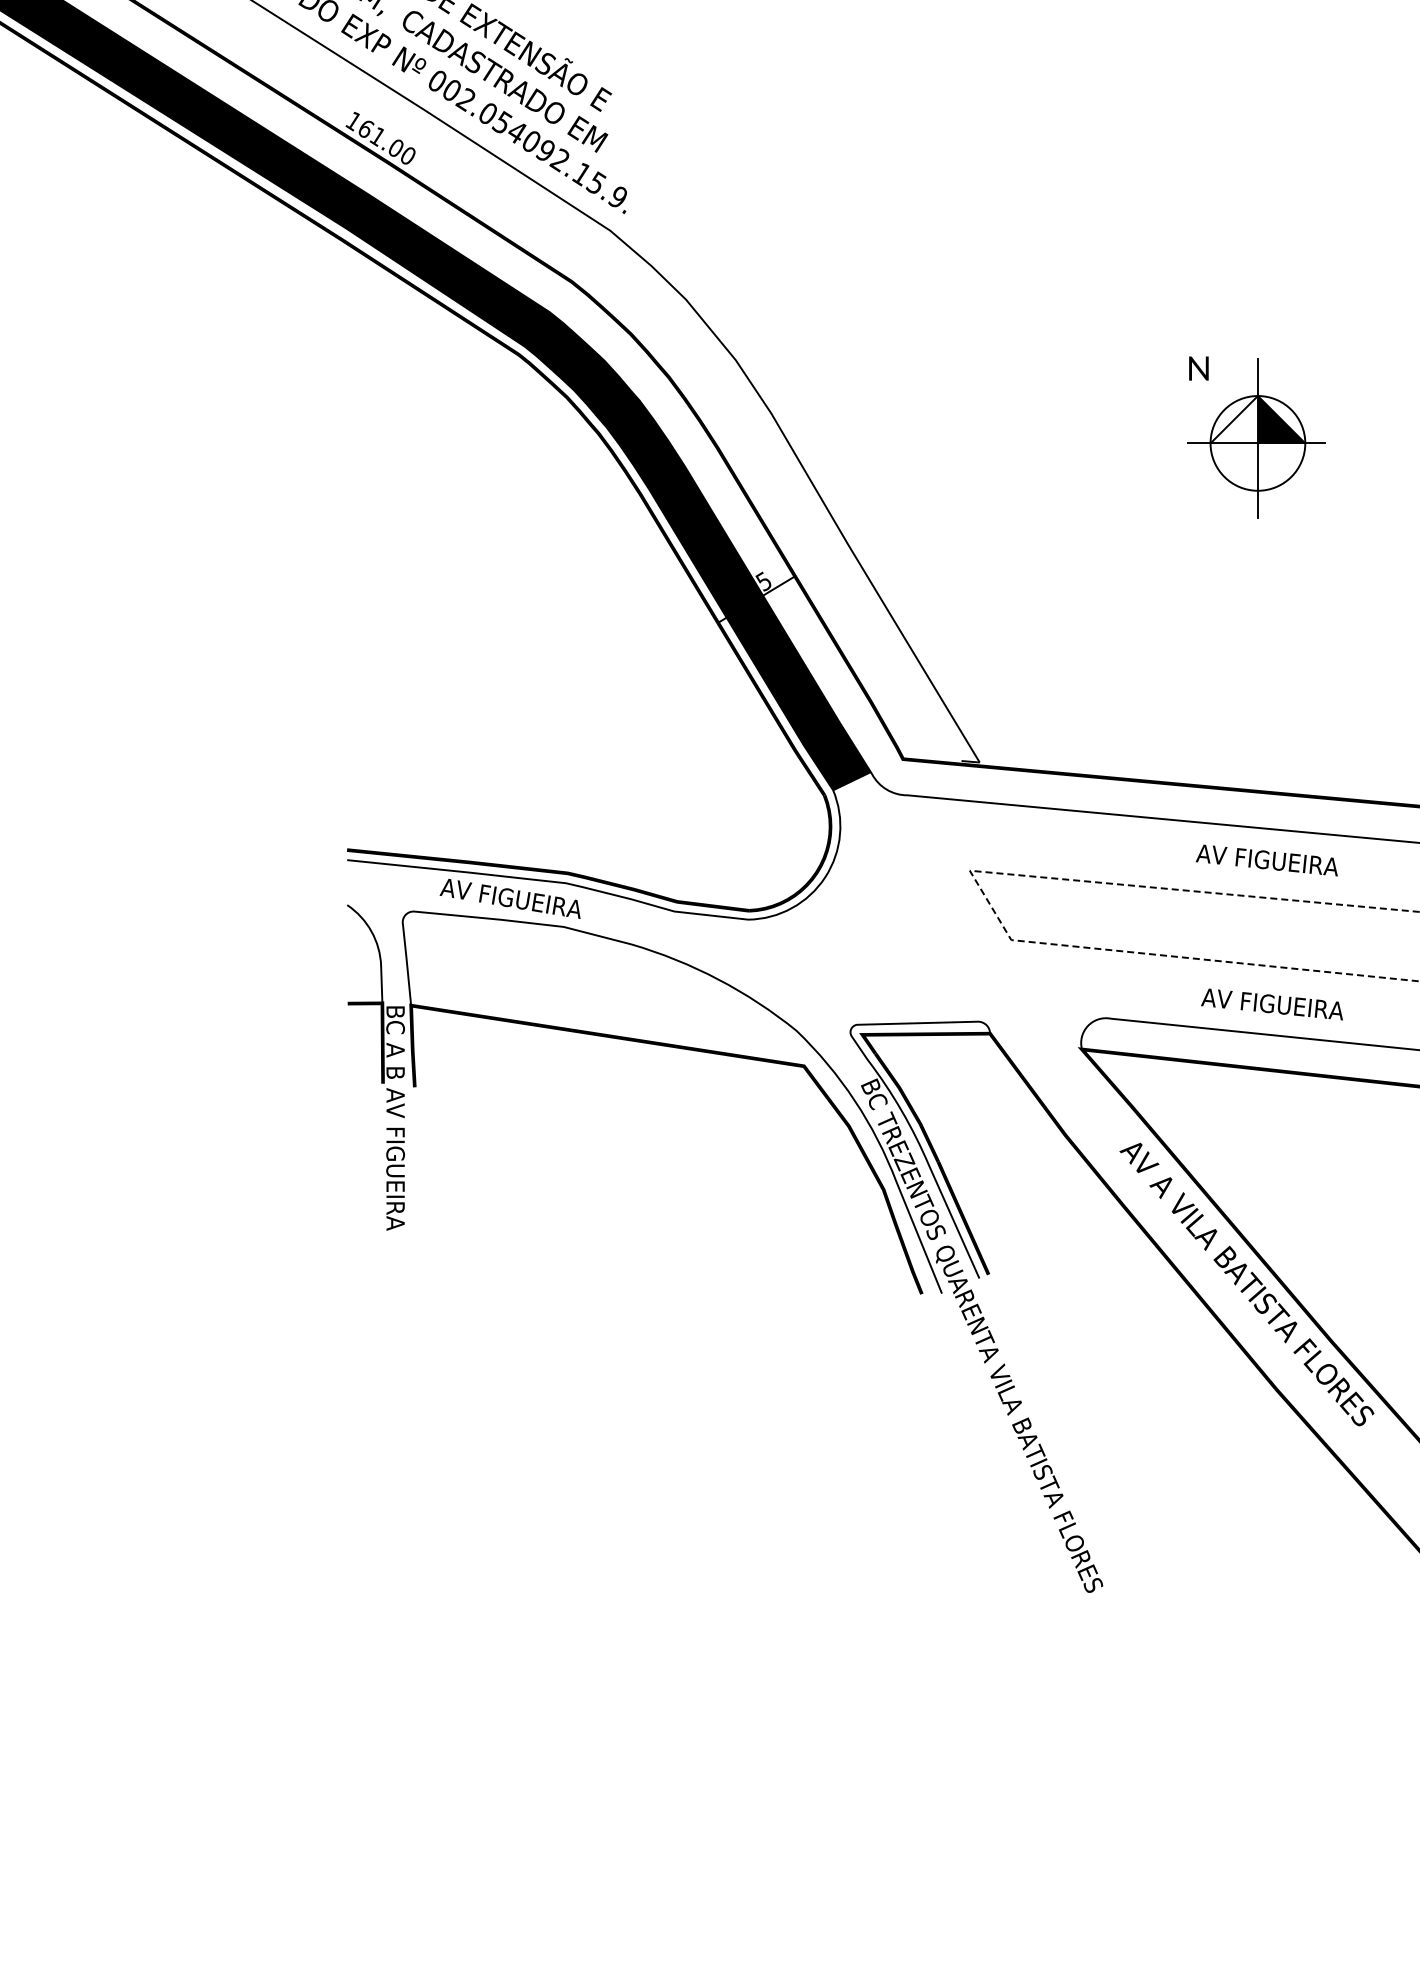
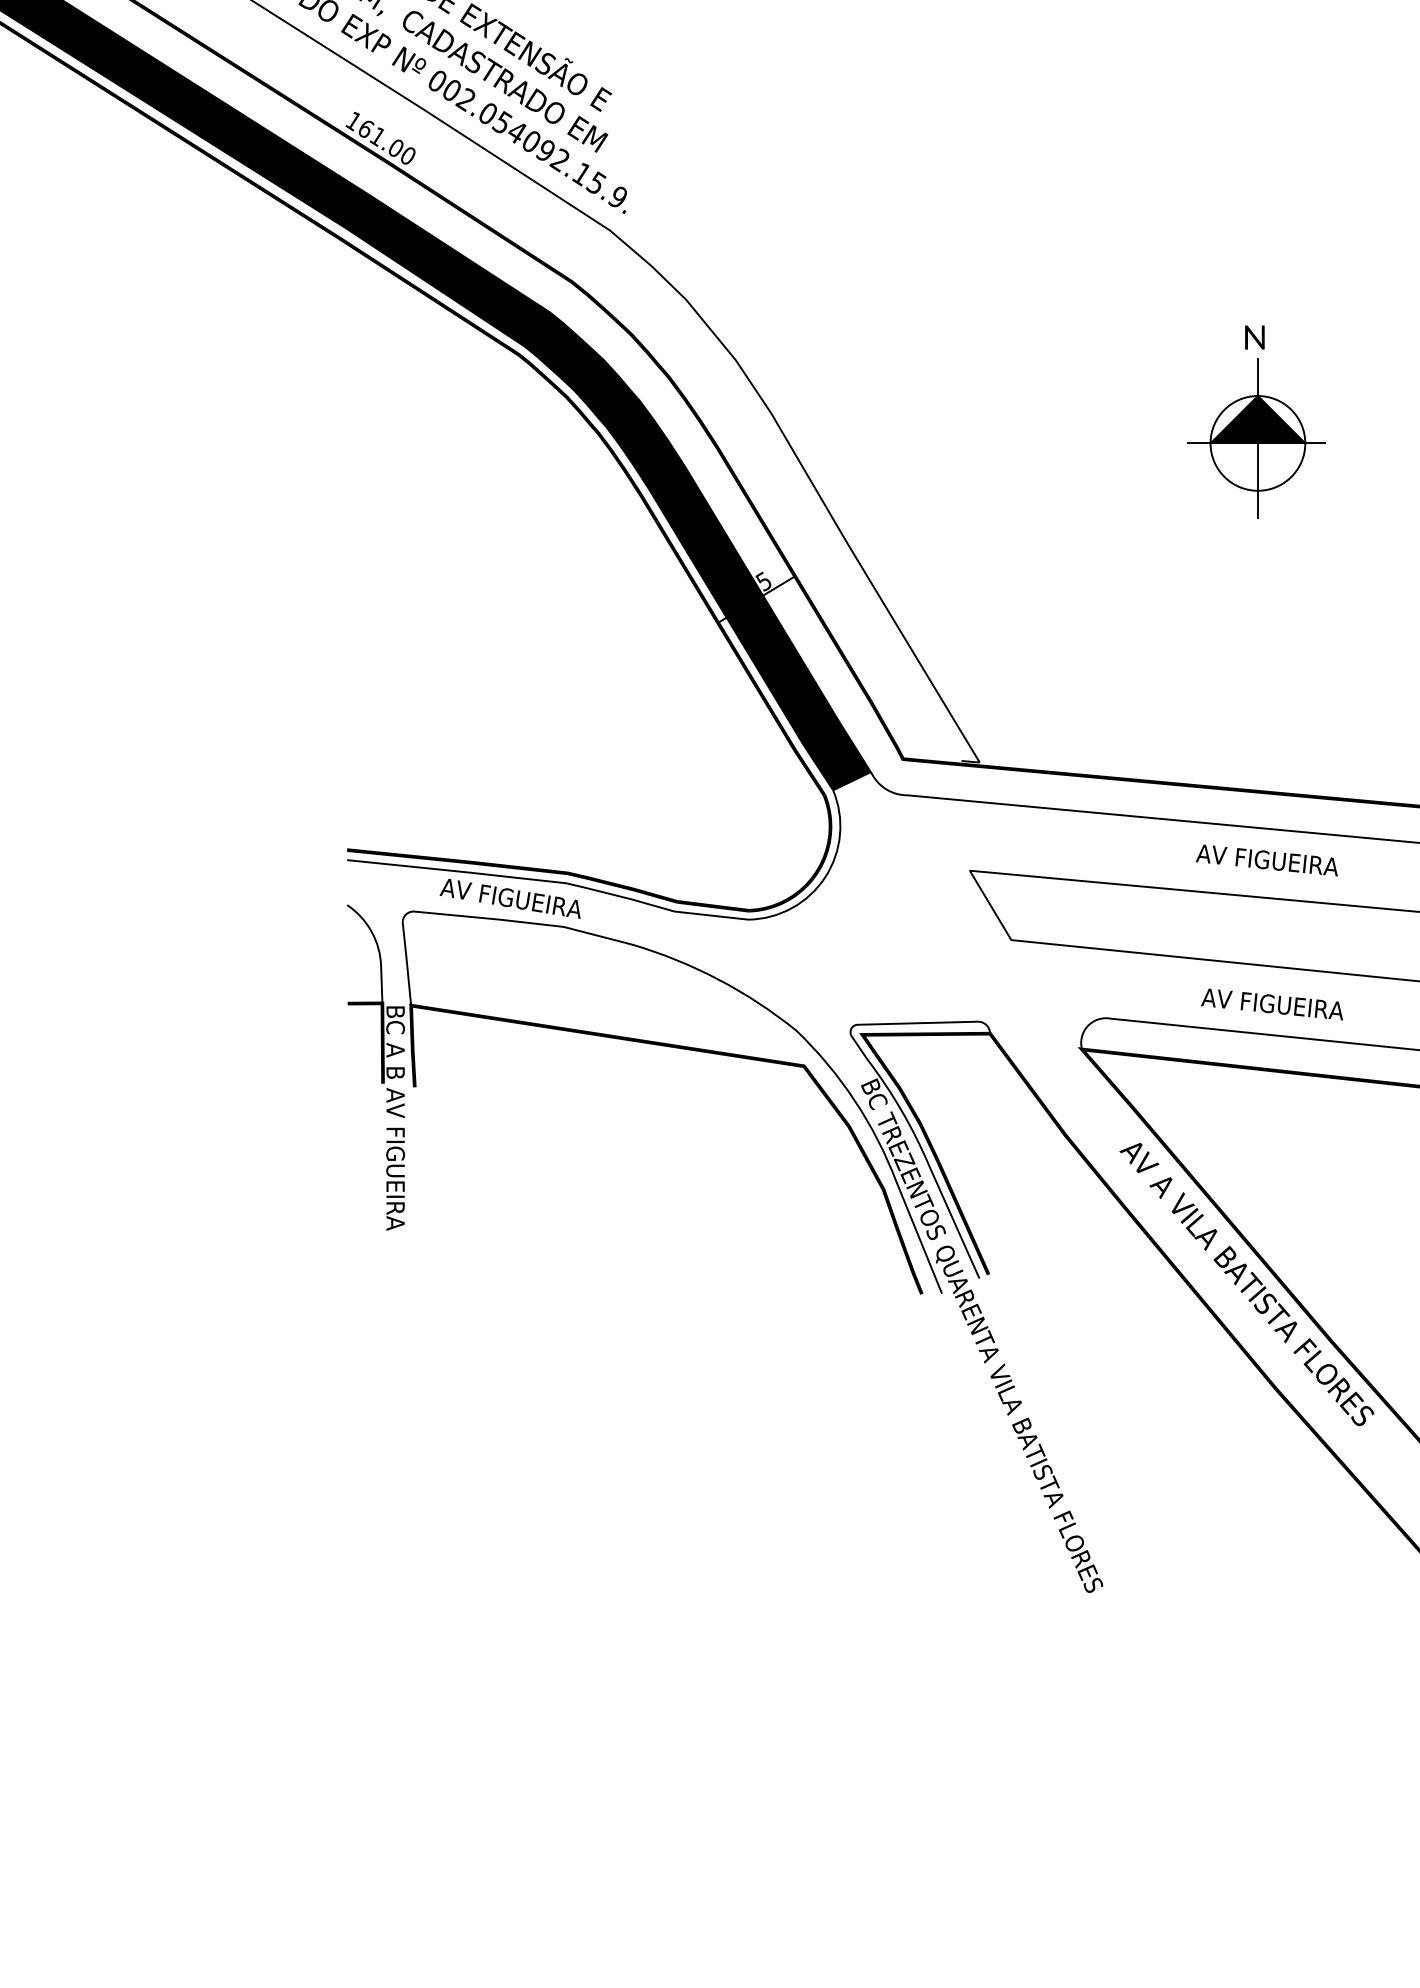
text position: (1198, 368) -> (1254, 337) (1254, 337)
fill: none -> present (1233, 419)
line: dashed -> solid (980, 887)
